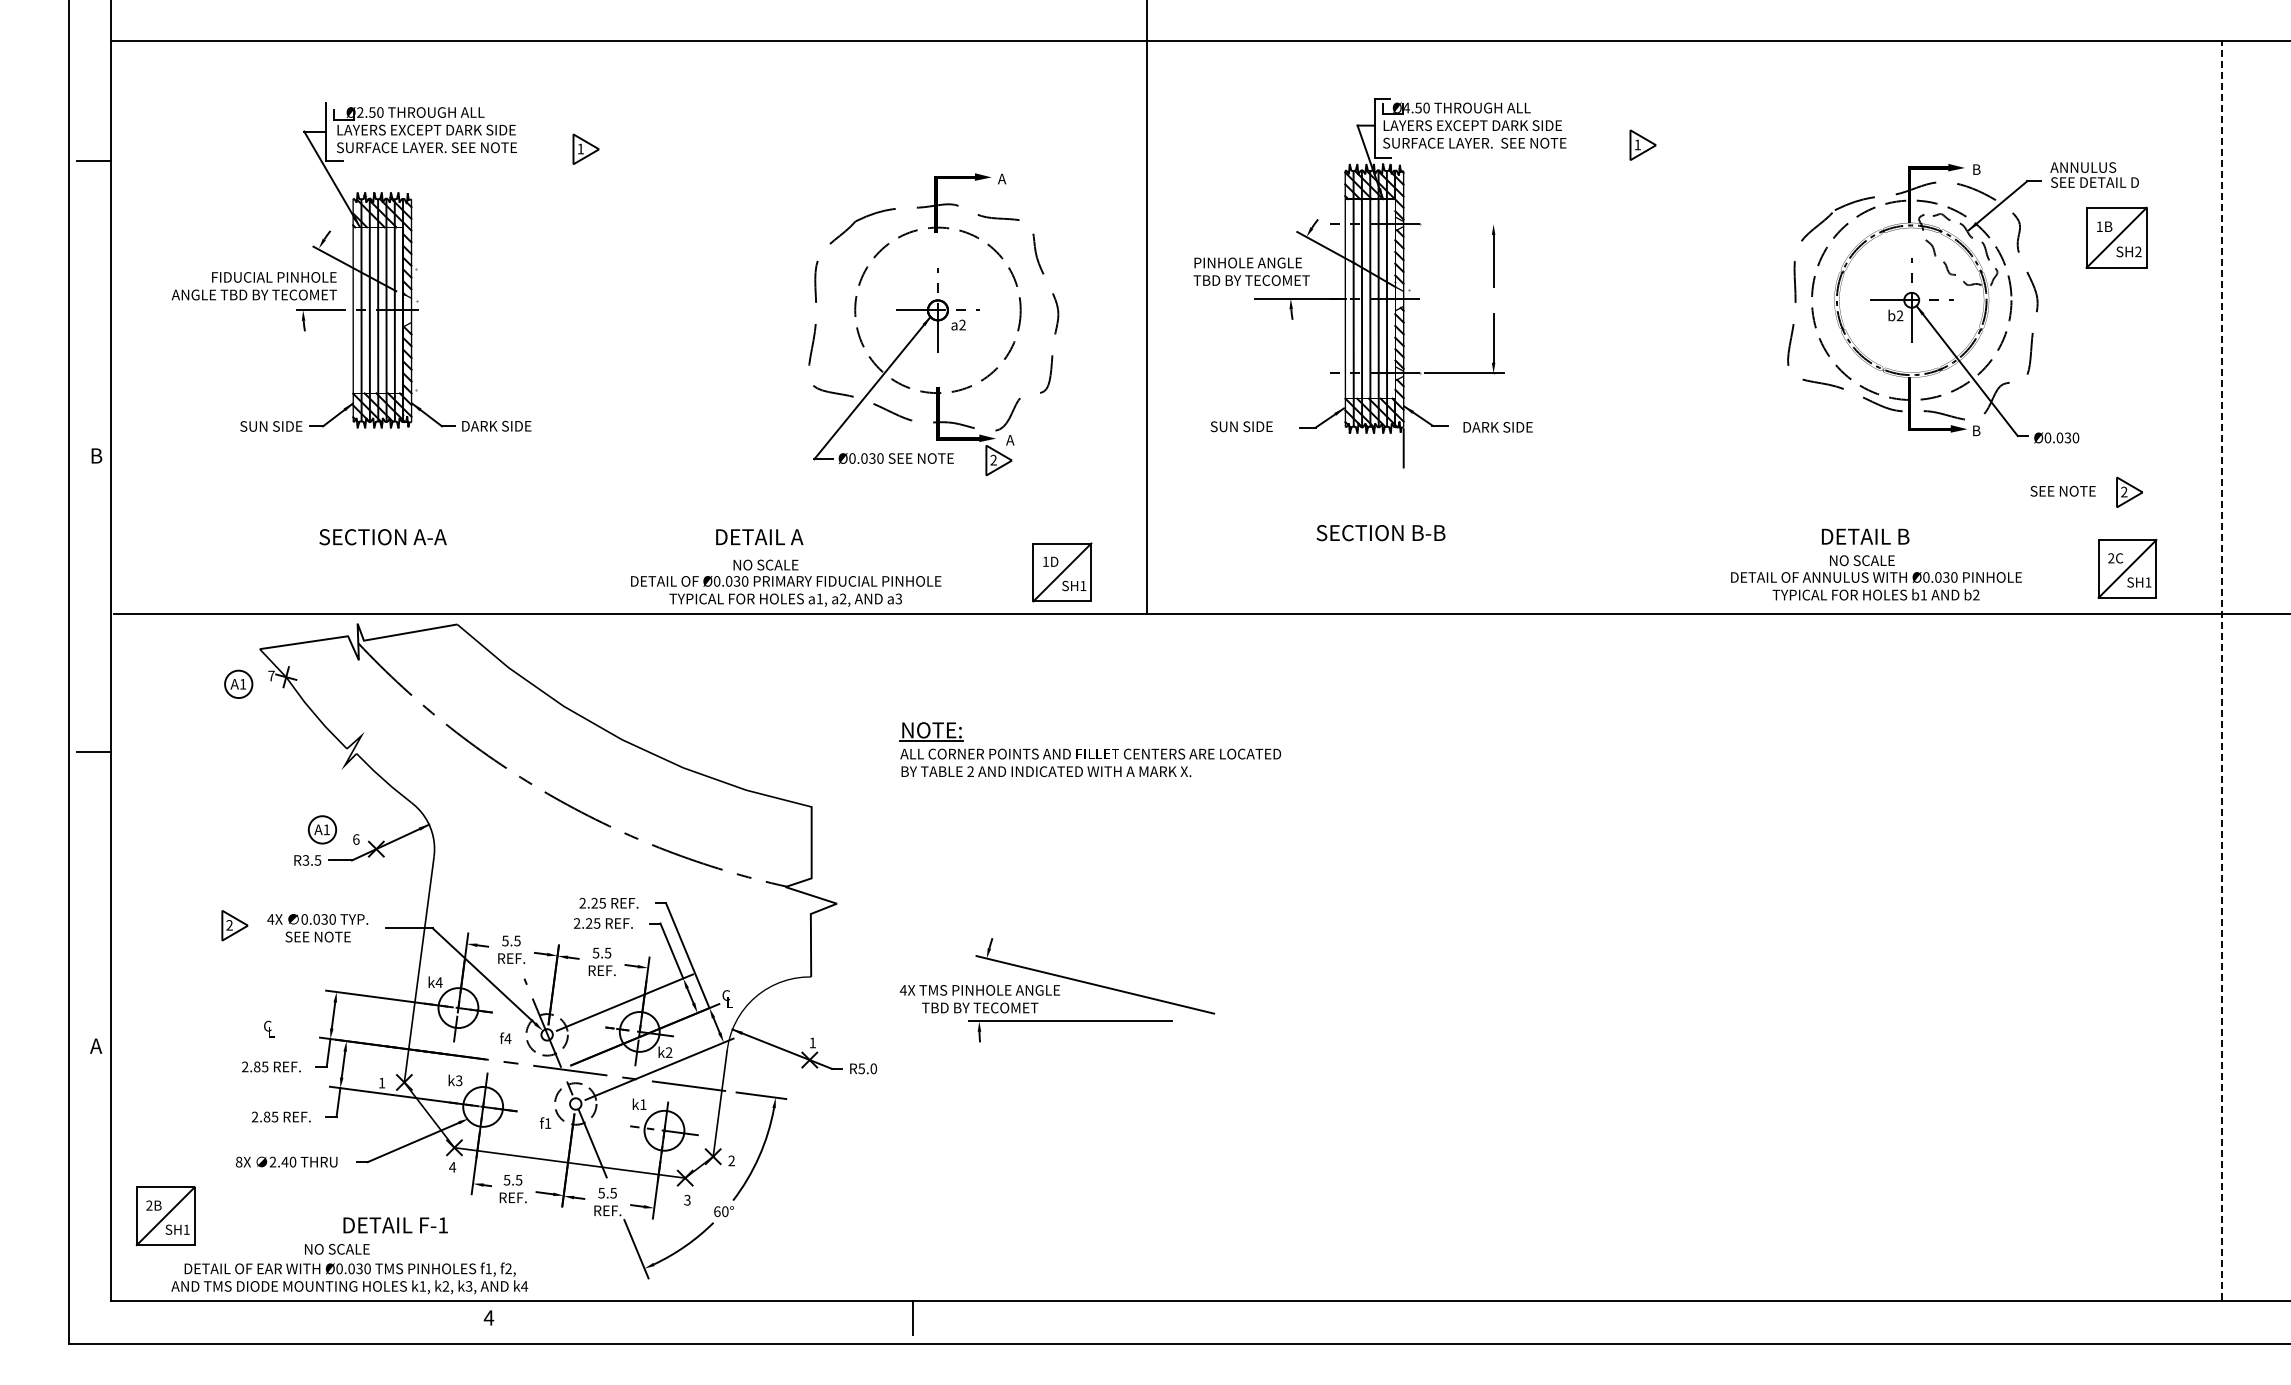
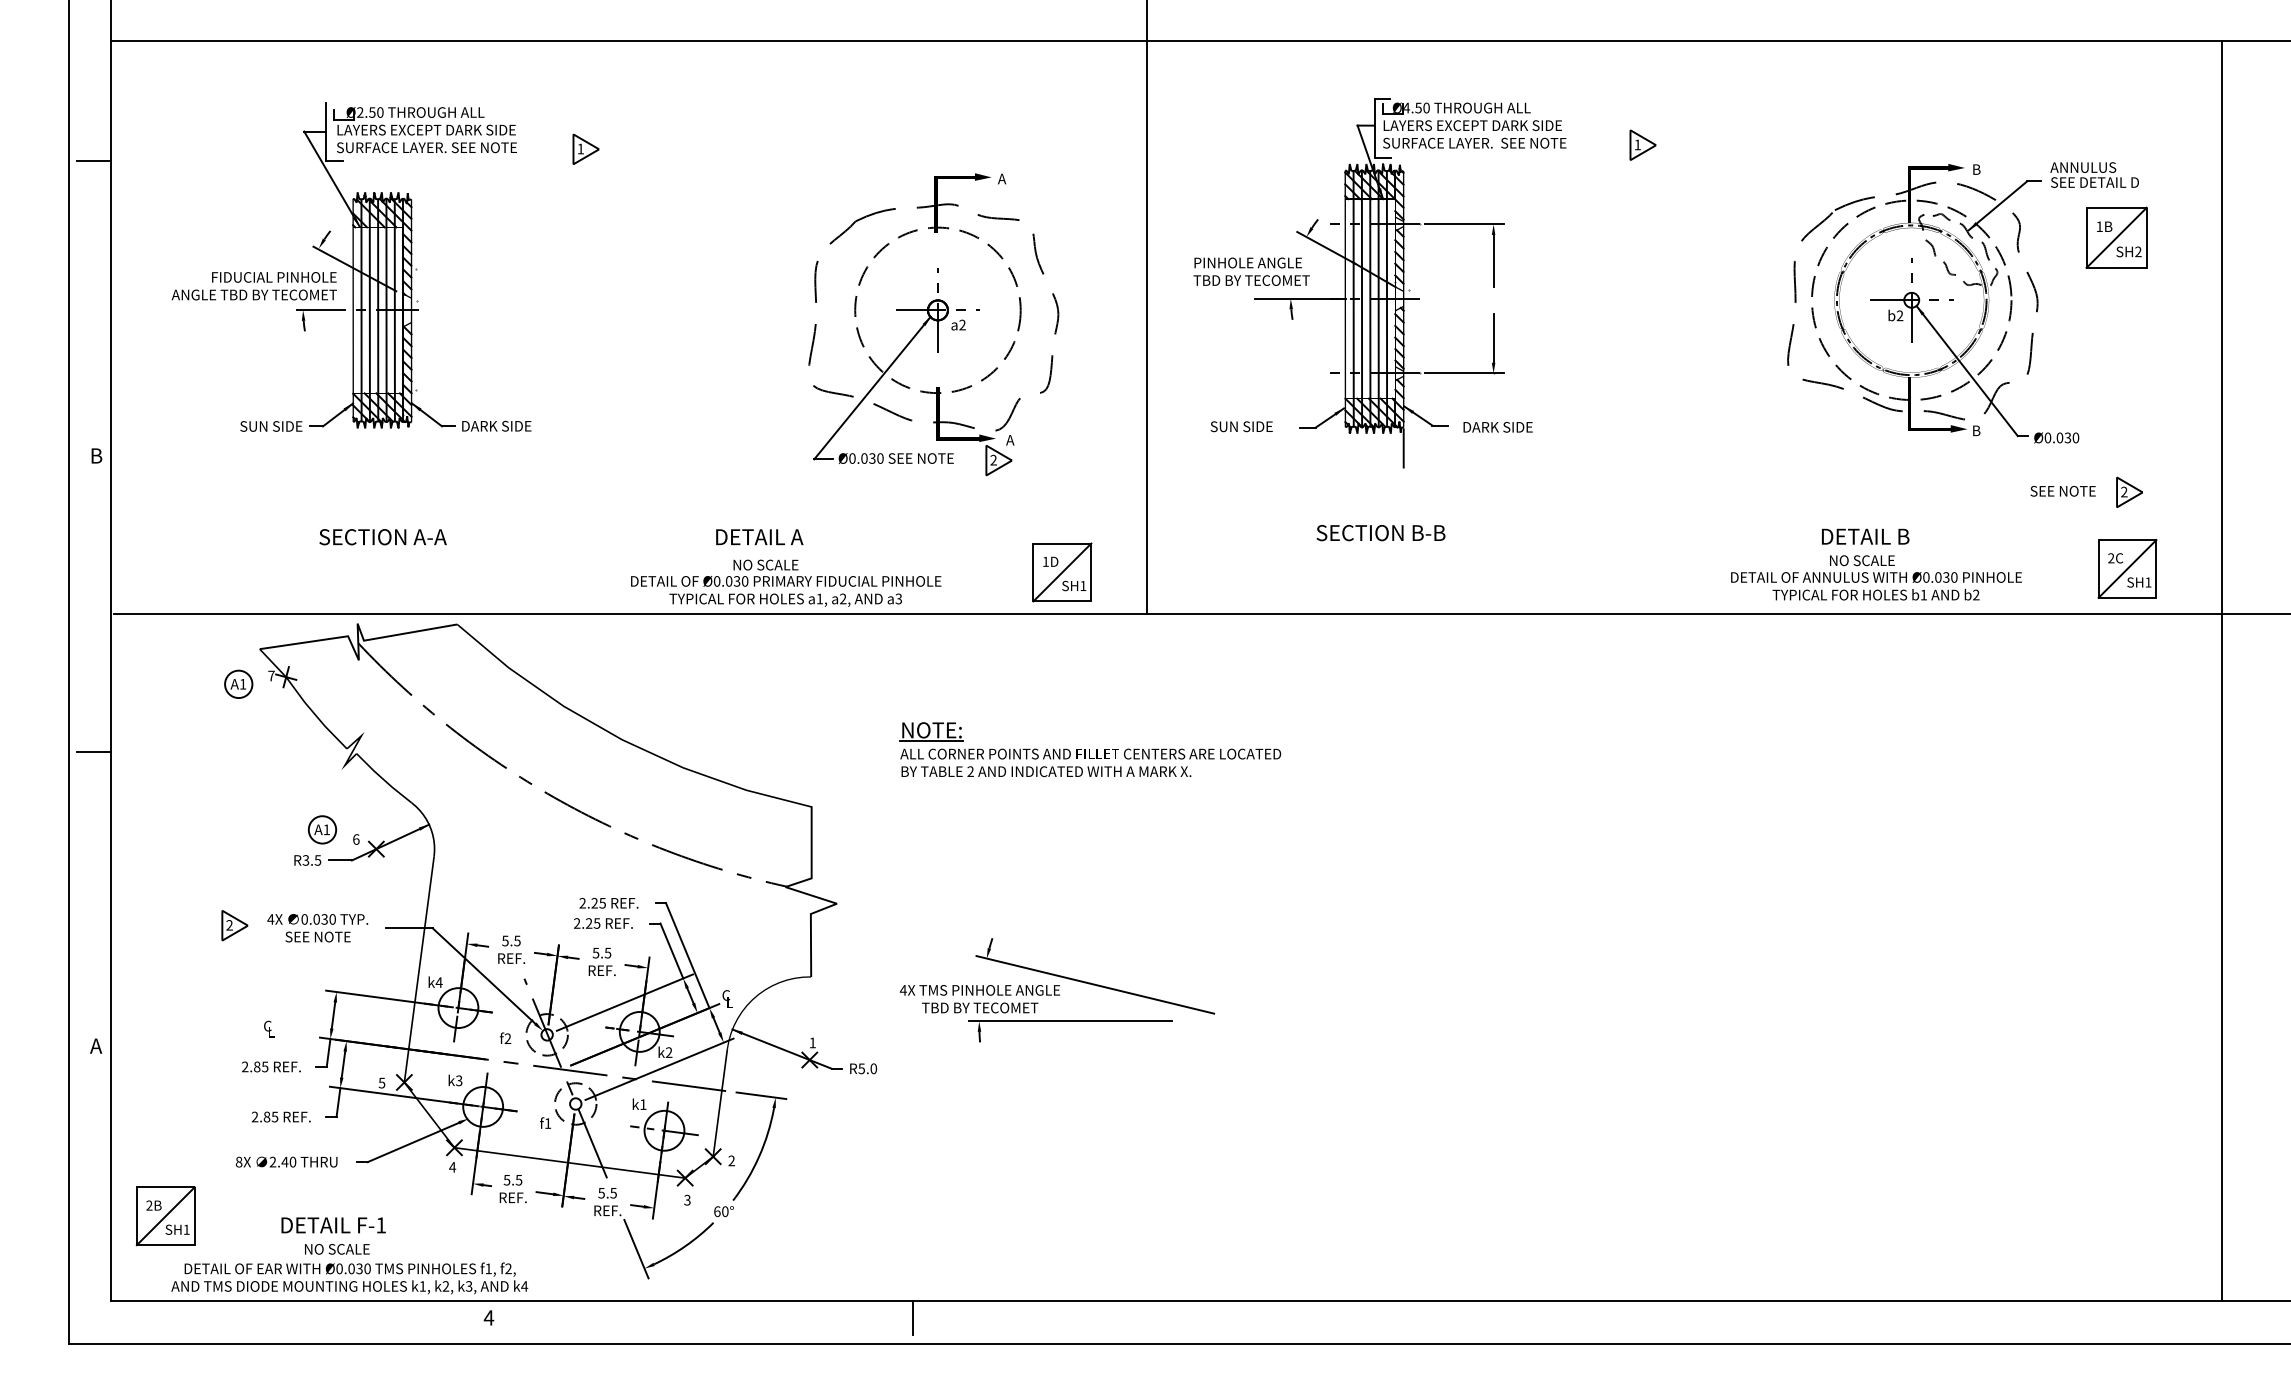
line: none -> present (1464, 224)
line: dashed -> solid (2222, 670)
text: f4 -> f2 (507, 1038)
text: 1 -> 5 (381, 1082)
text position: (395, 1225) -> (333, 1225) (333, 1225)
